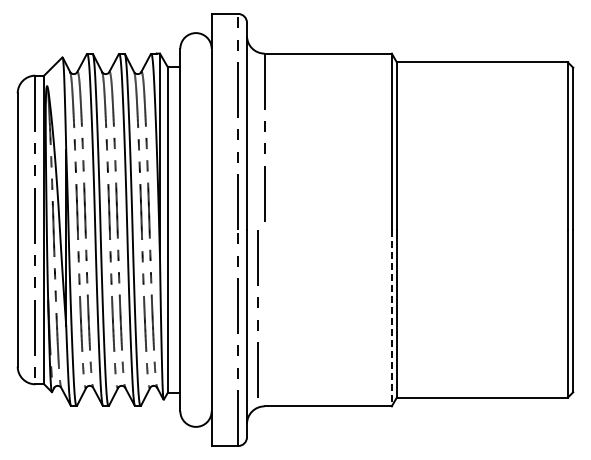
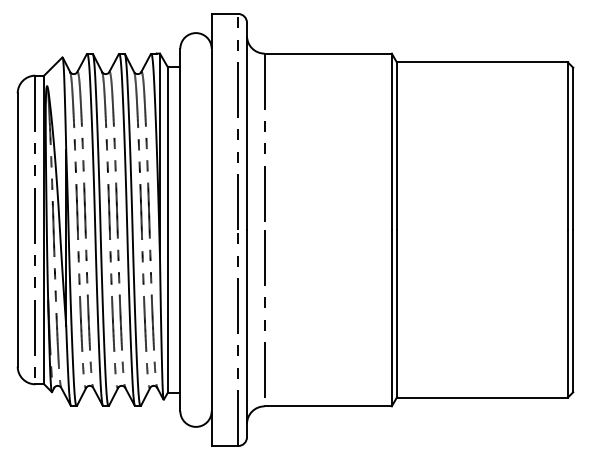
line position: (257, 307) -> (264, 307) (264, 307)
line: dashed -> solid (391, 318)
